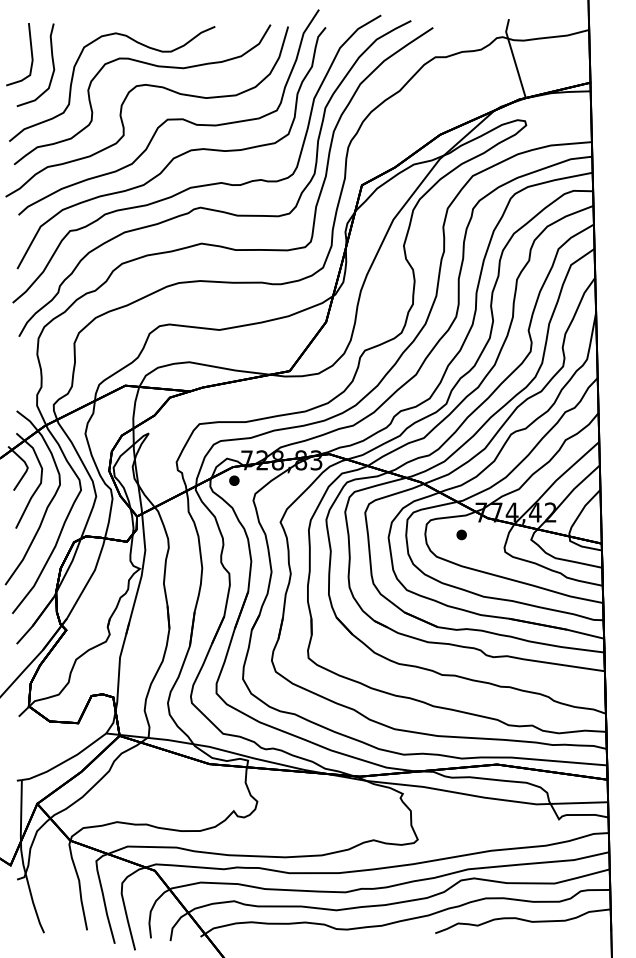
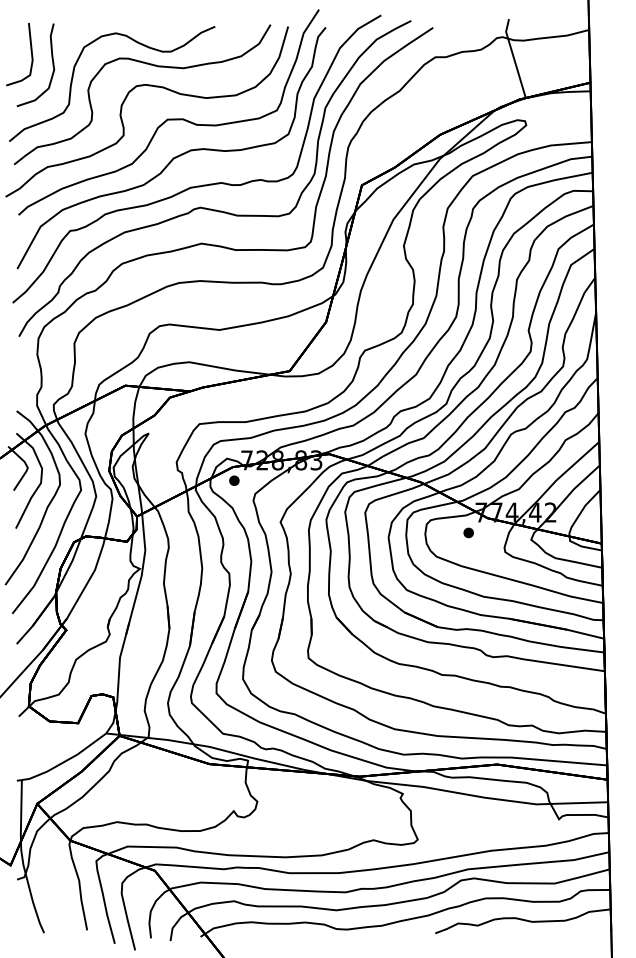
part position: (461, 534) -> (468, 532) (468, 532)
